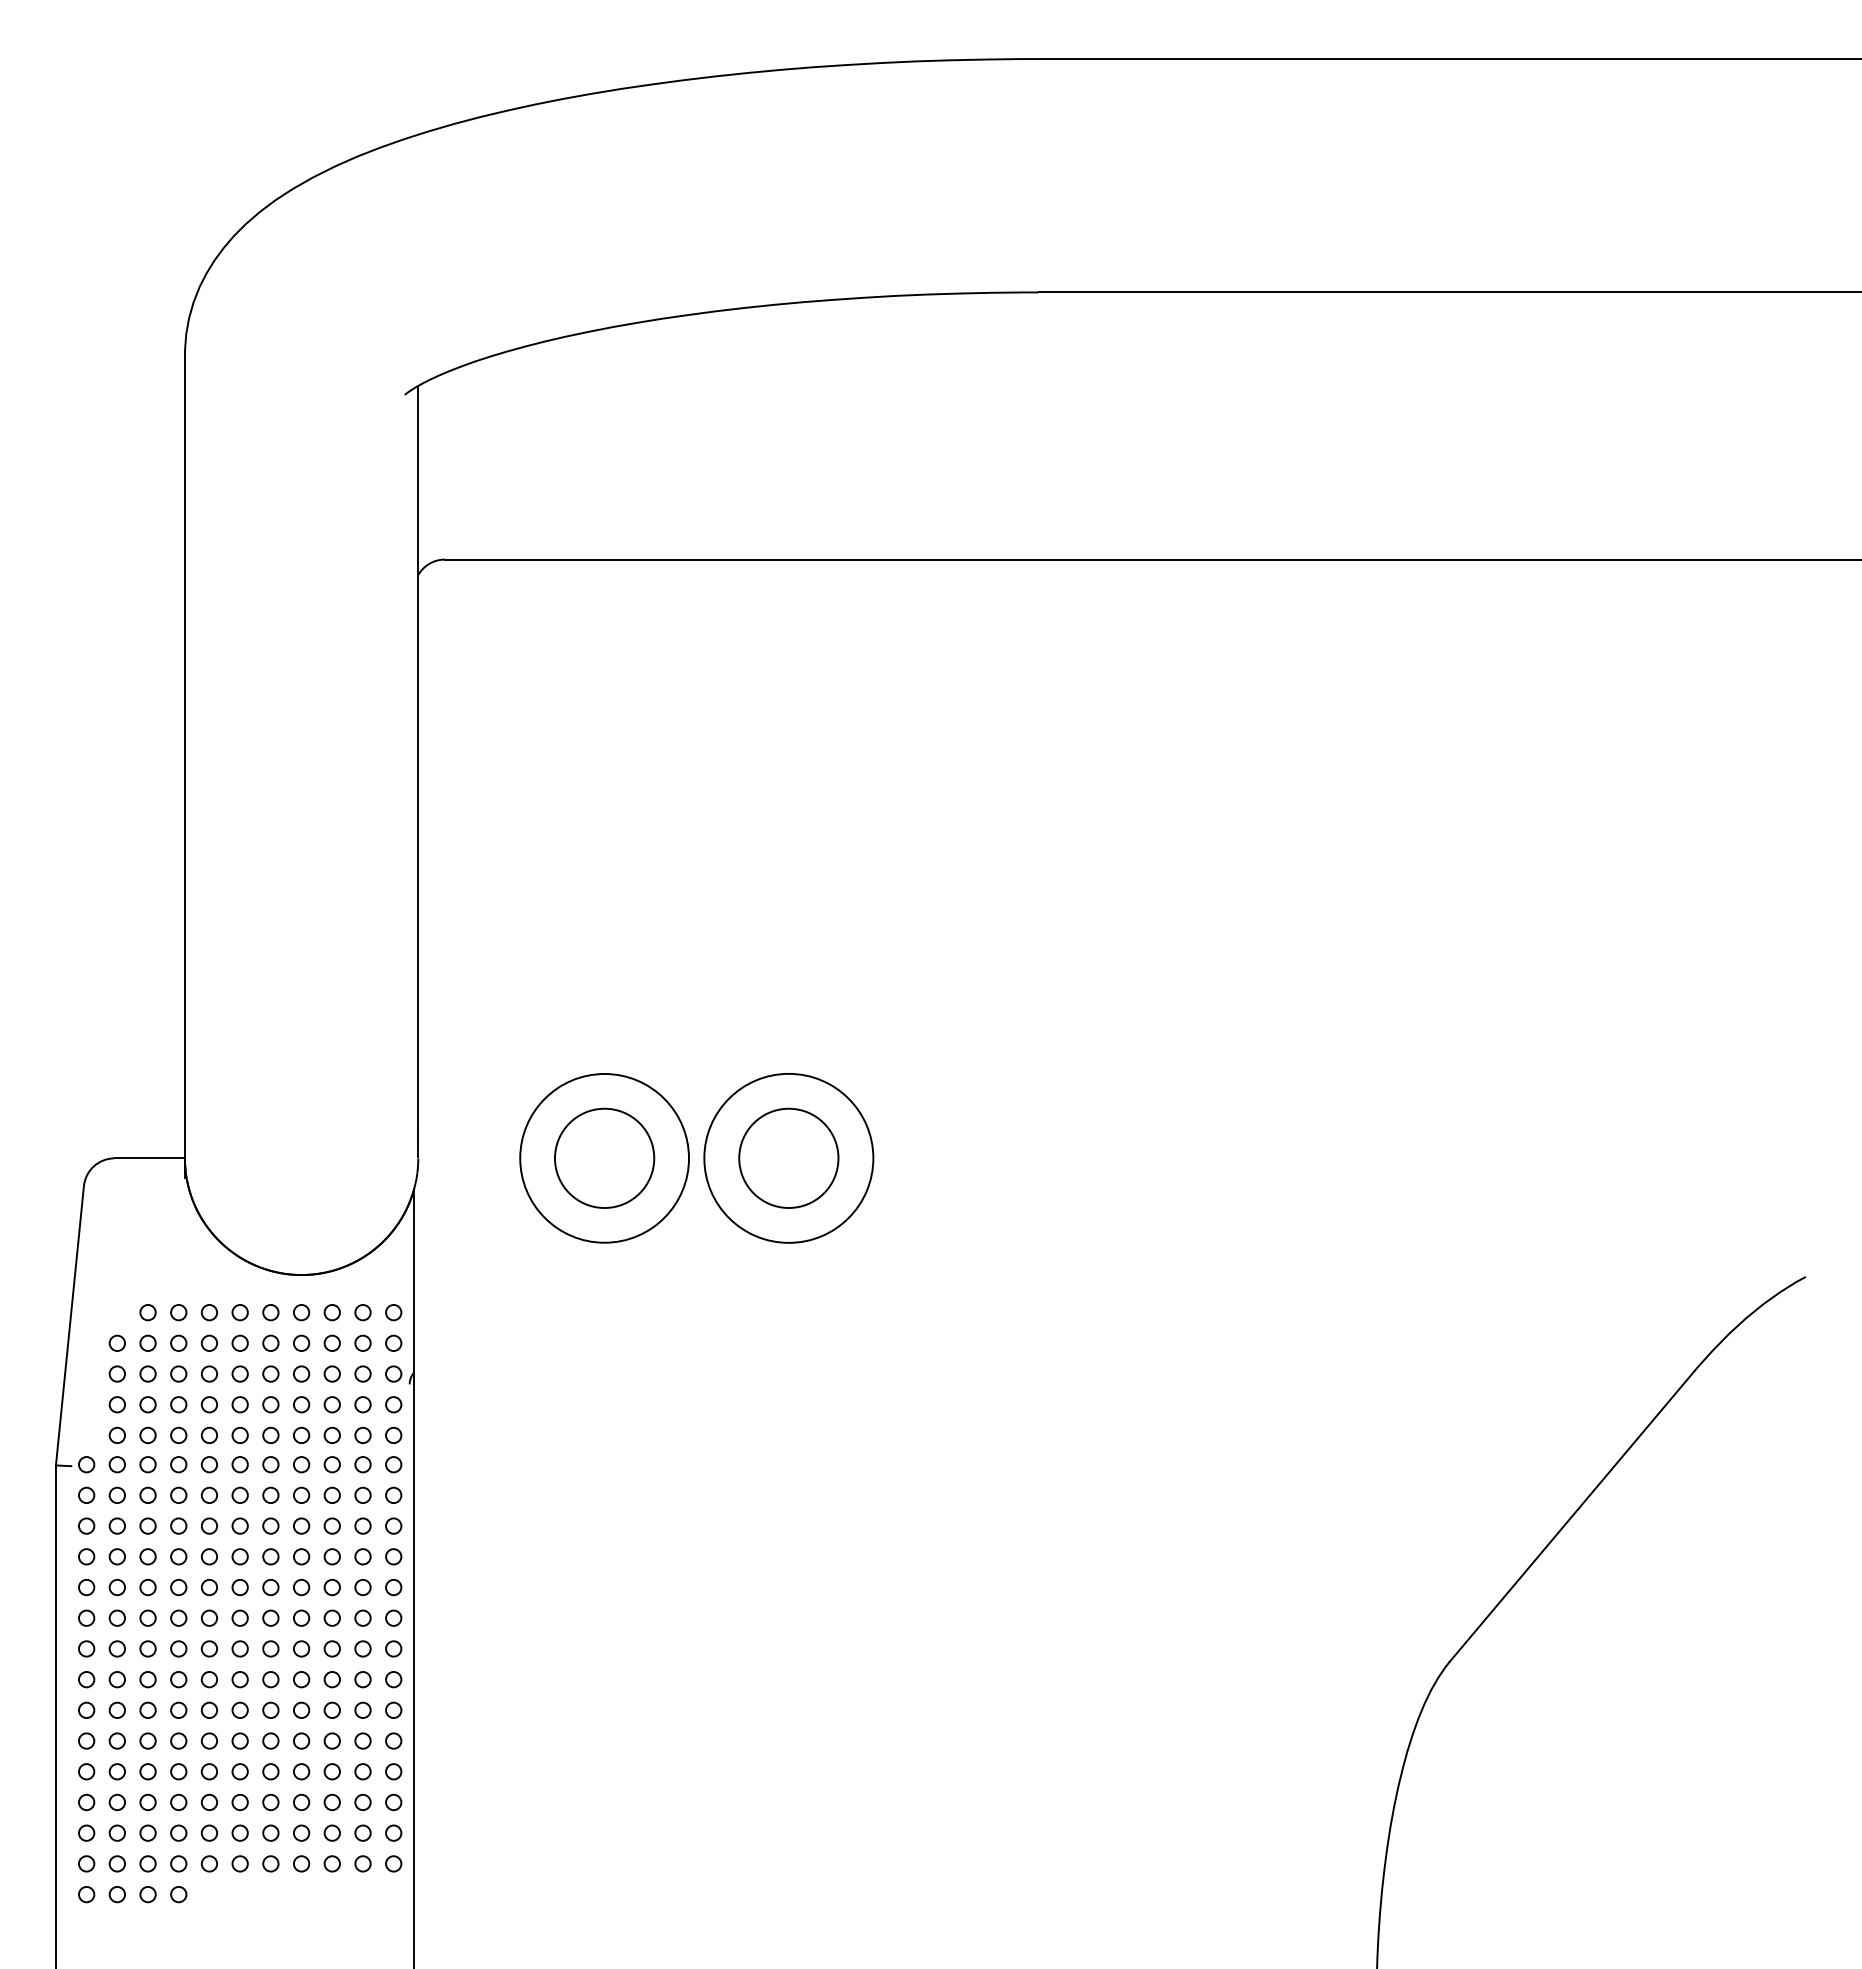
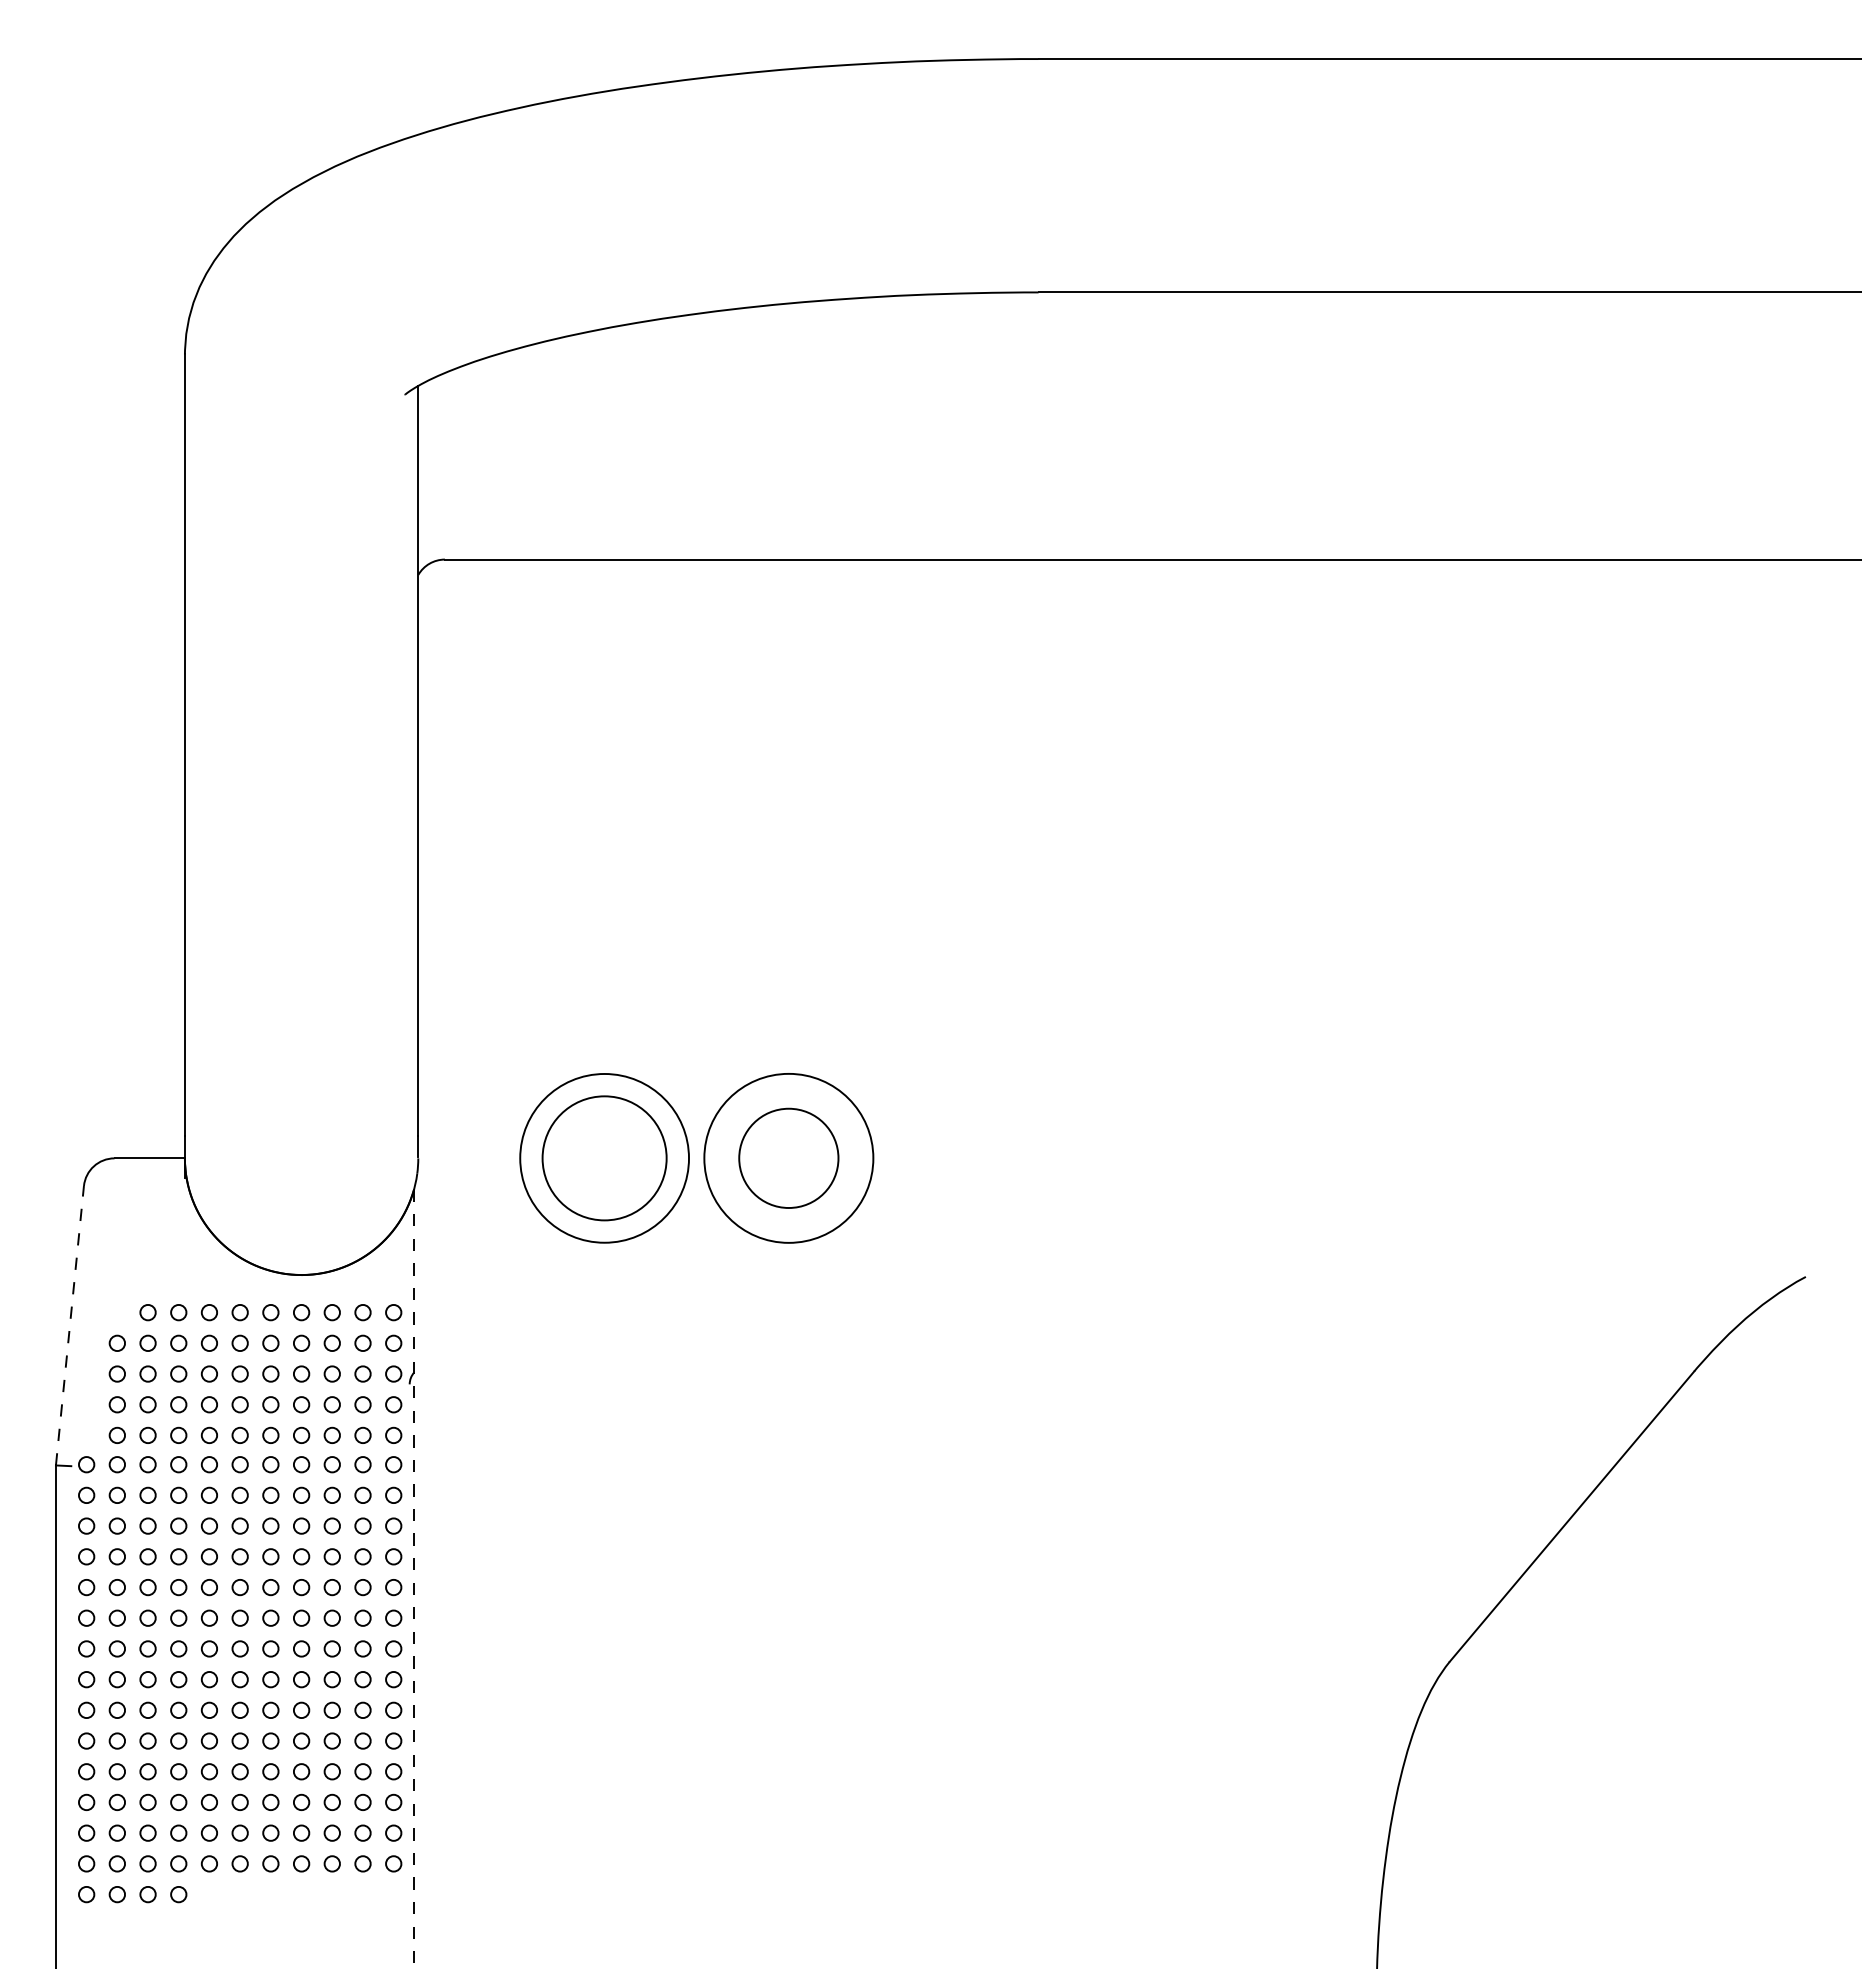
circle diameter: 99 px -> 124 px (604, 1158)
line: solid -> dashed (70, 1325)
line: solid -> dashed (414, 1578)
